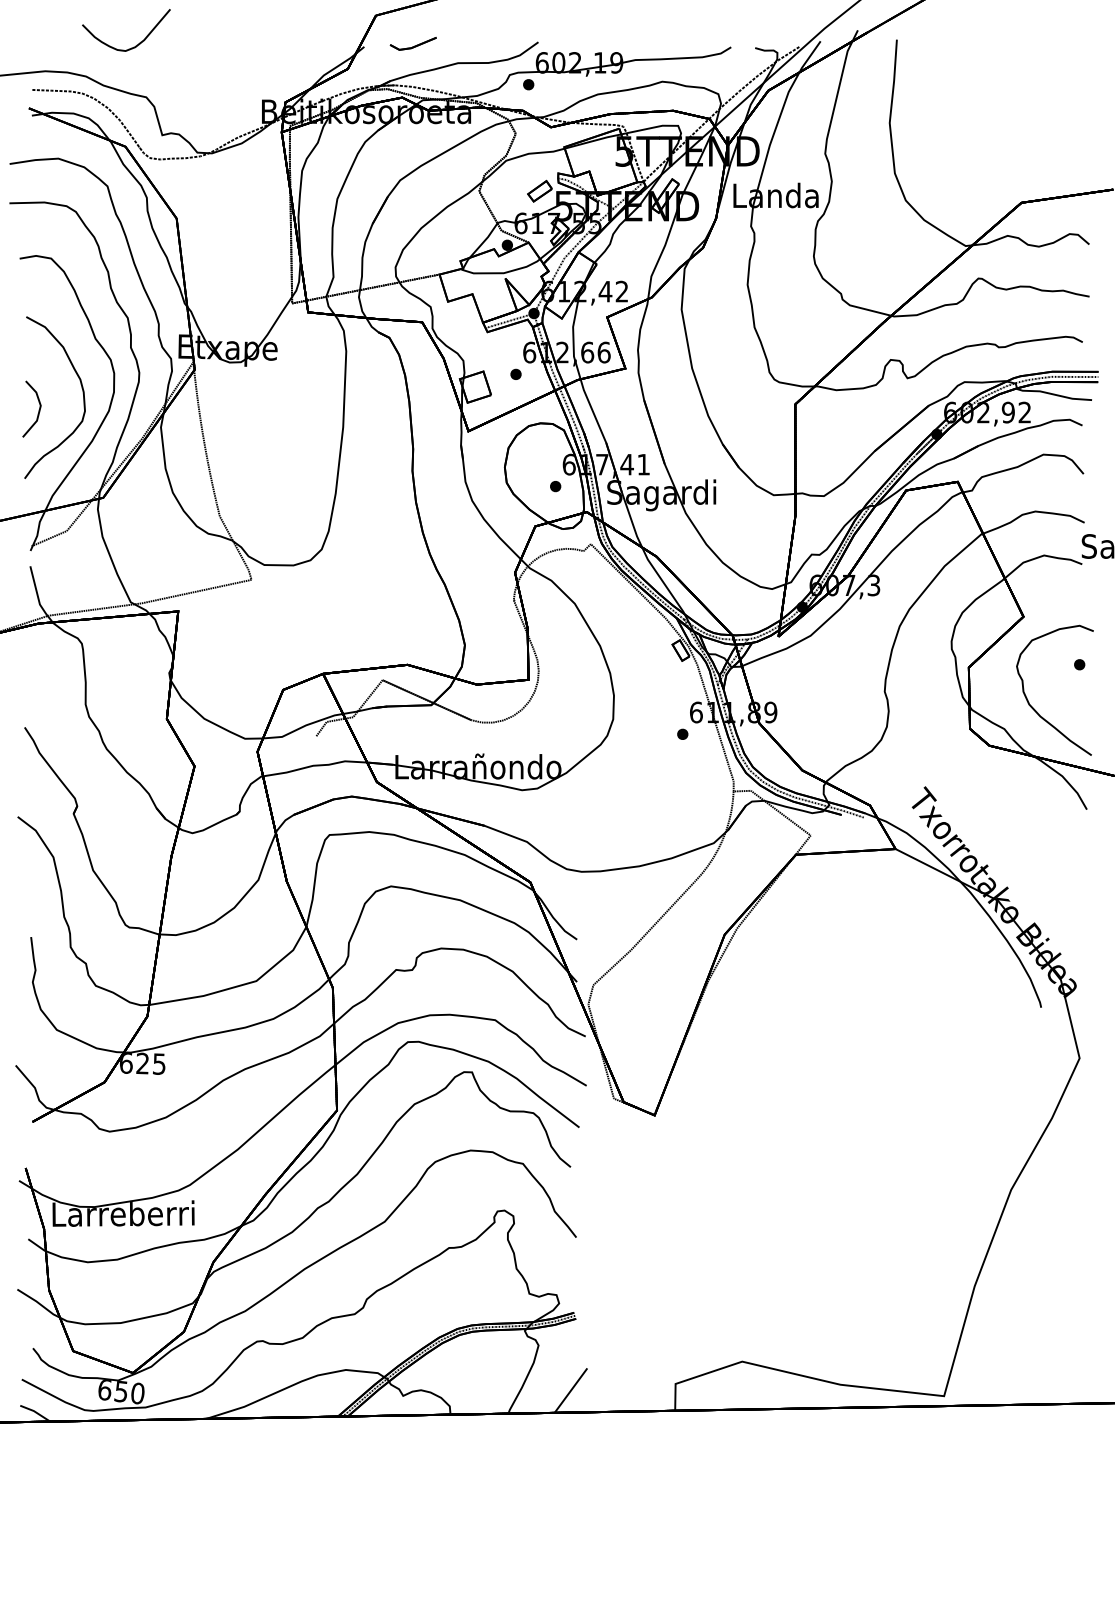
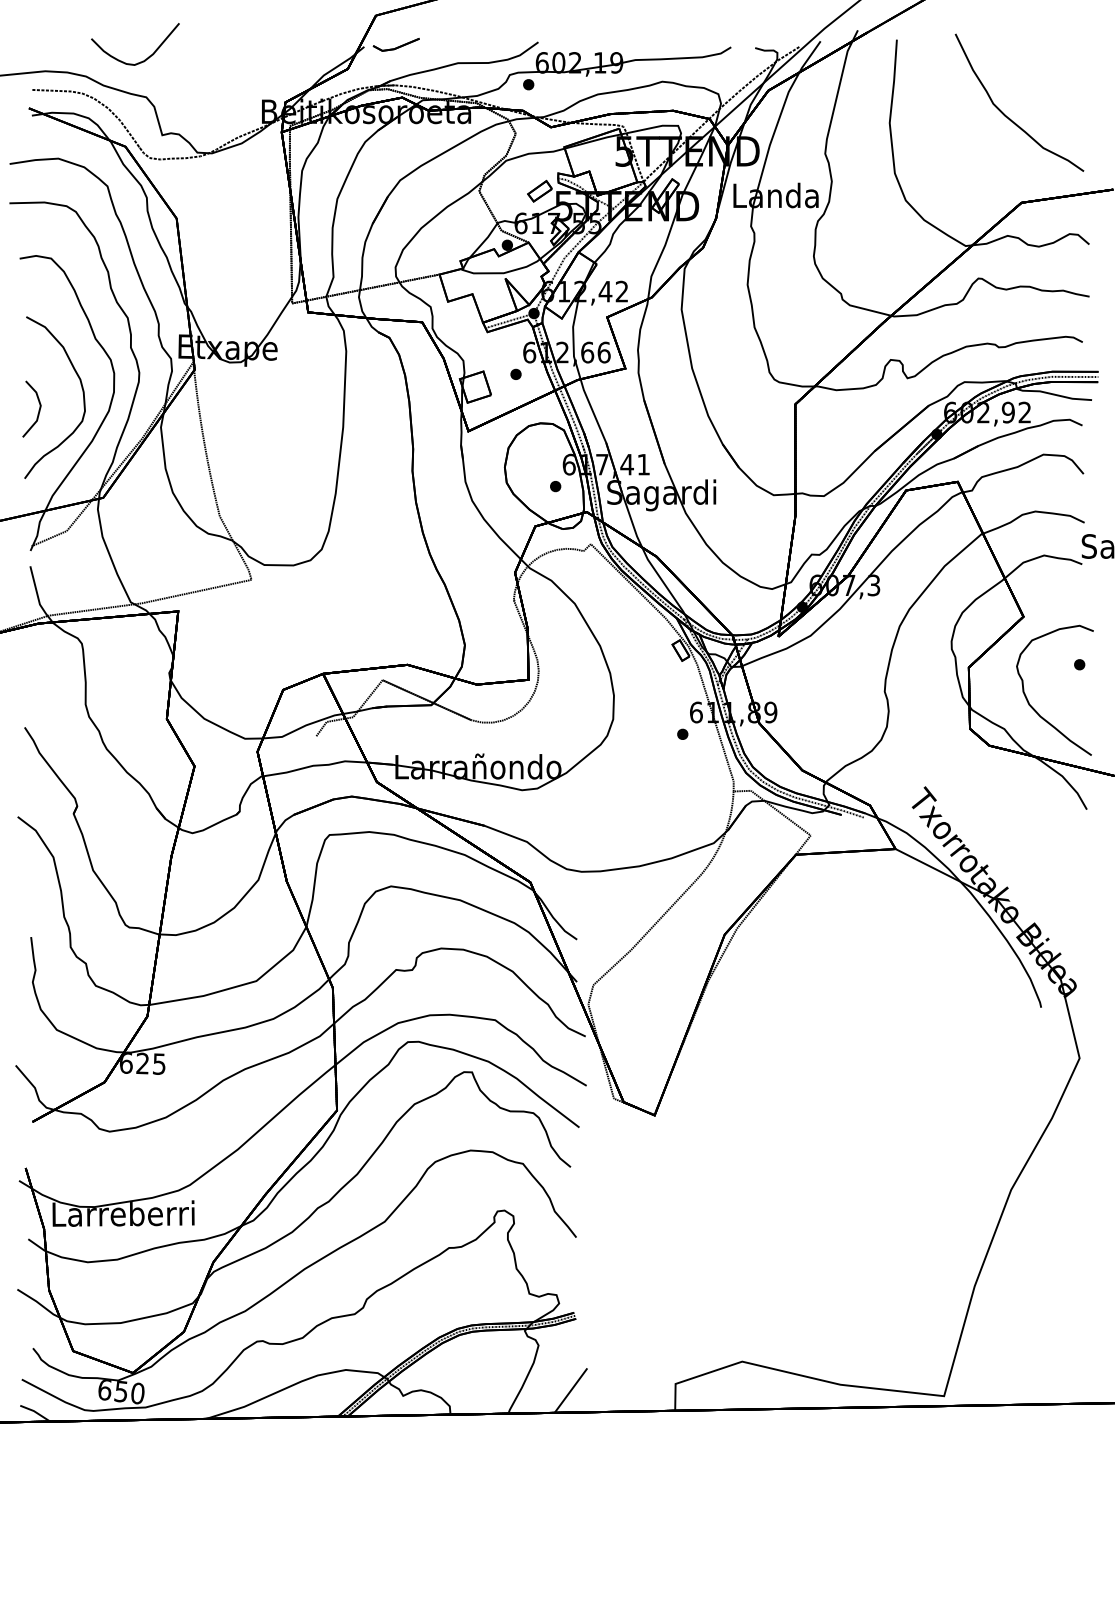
part position: (412, 43) -> (395, 44) (395, 44)
curve position: (133, 46) -> (142, 60) (142, 60)
curve: none -> present (1009, 117)
